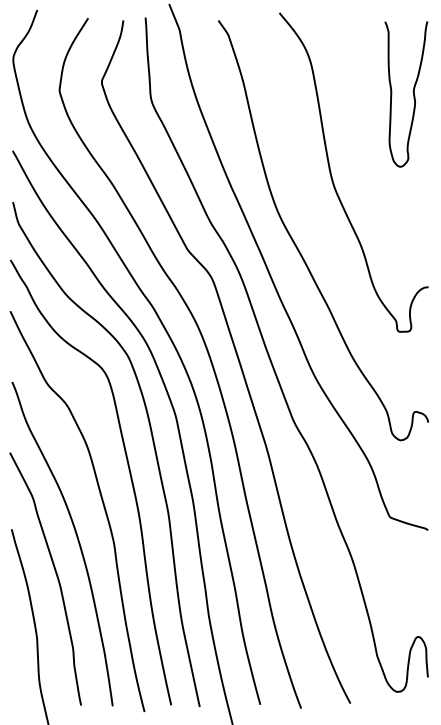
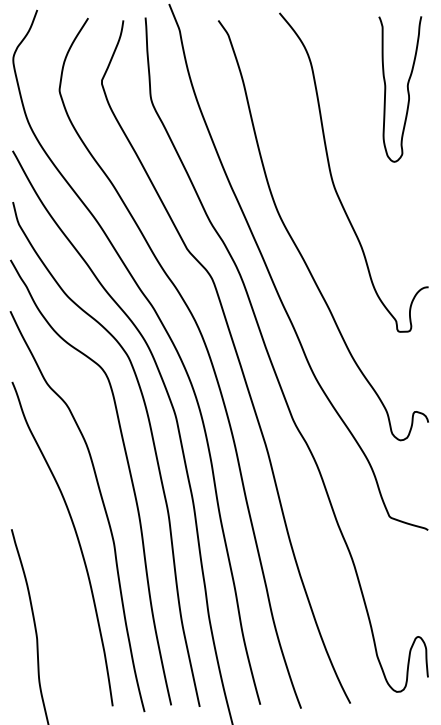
curve position: (412, 91) -> (406, 86) (406, 86)
curve: present -> none (55, 574)
